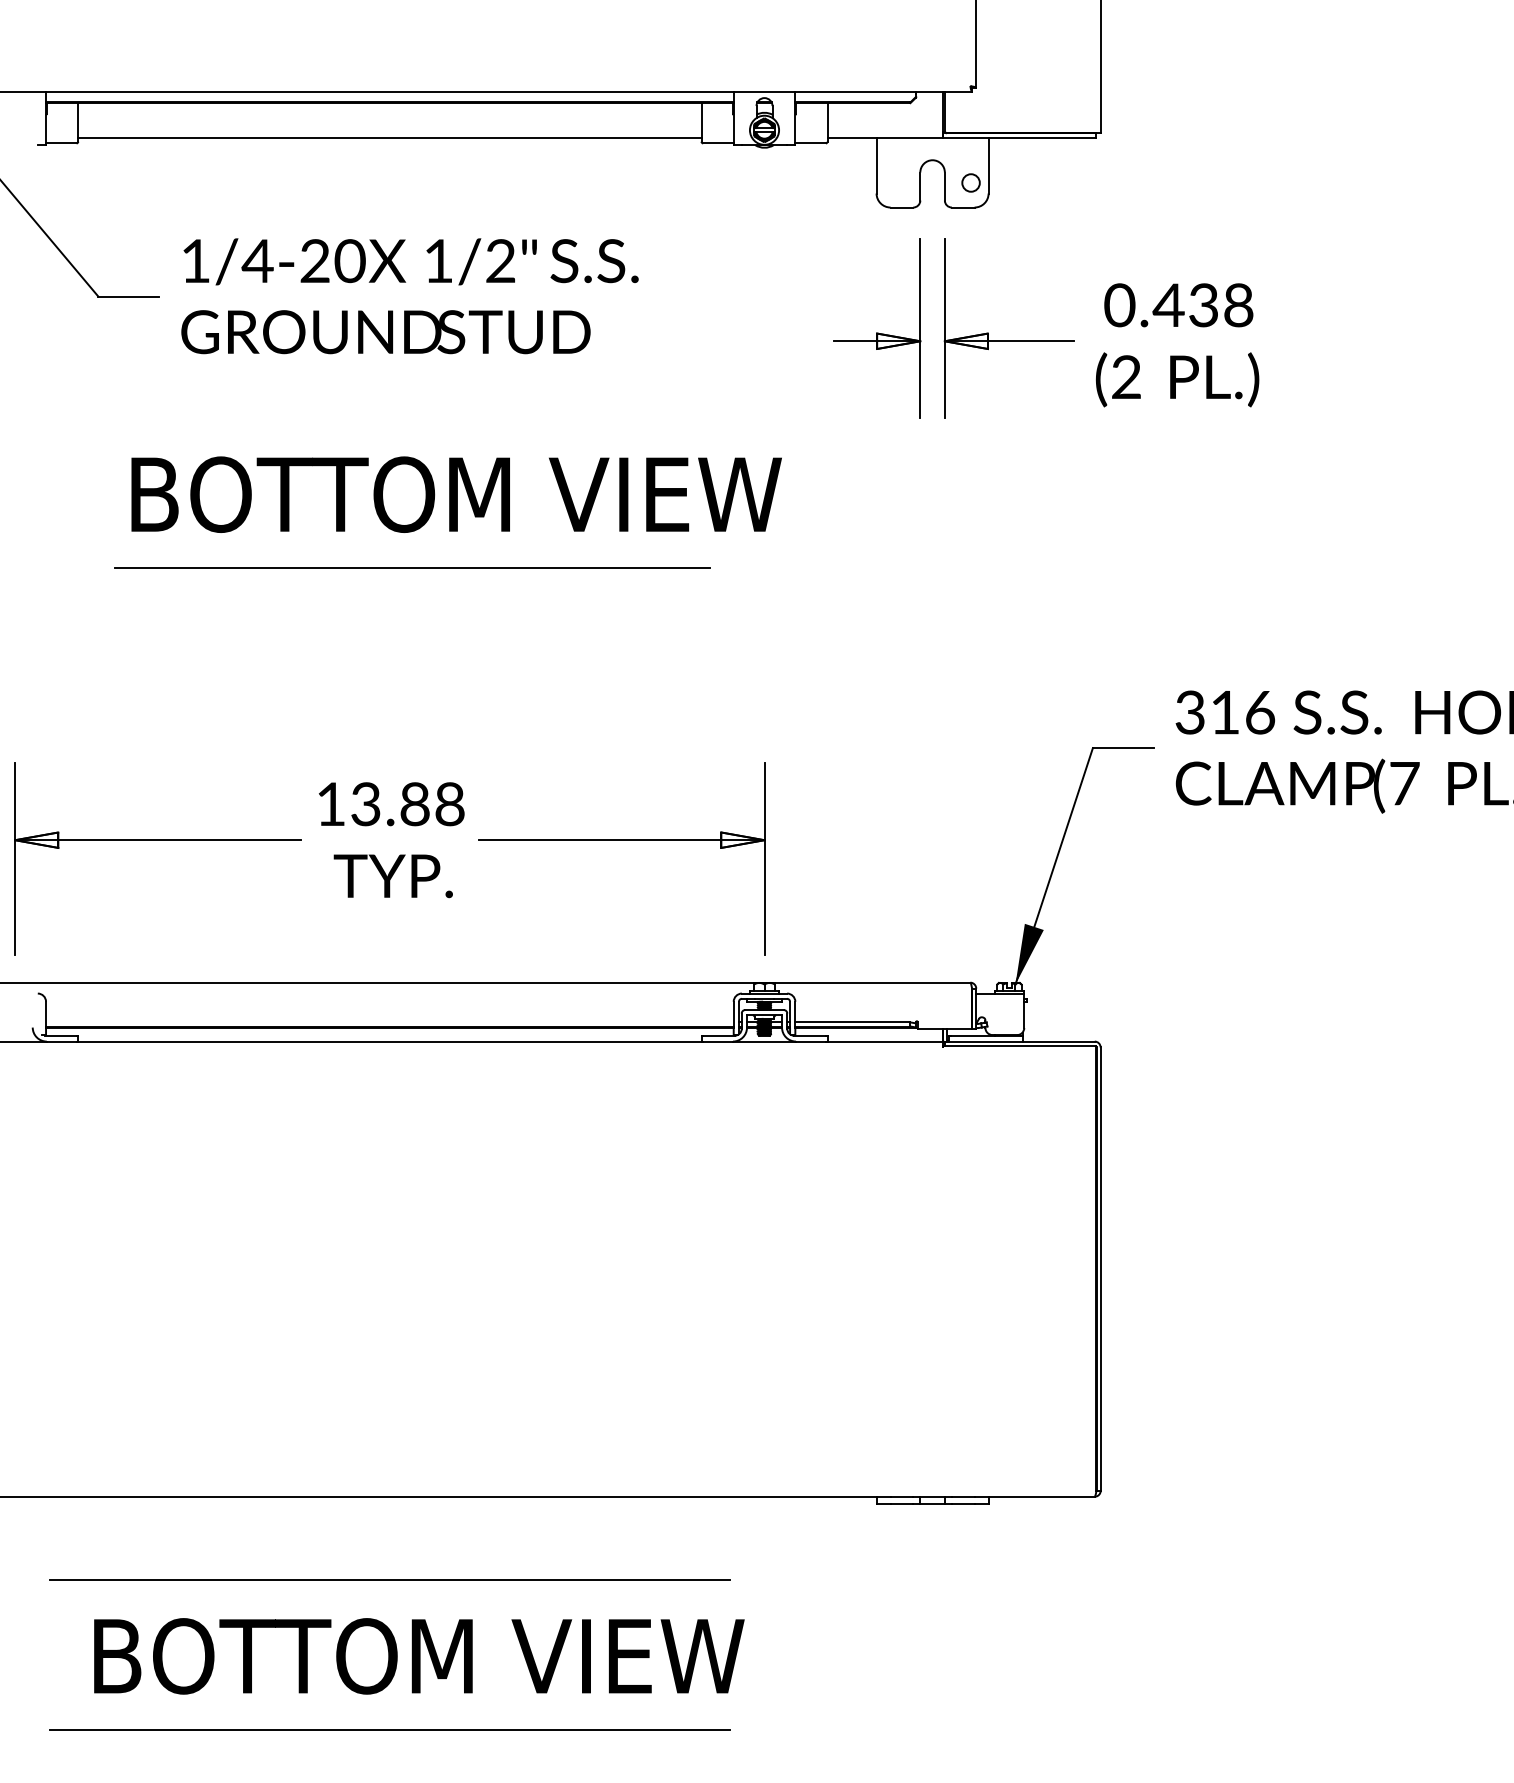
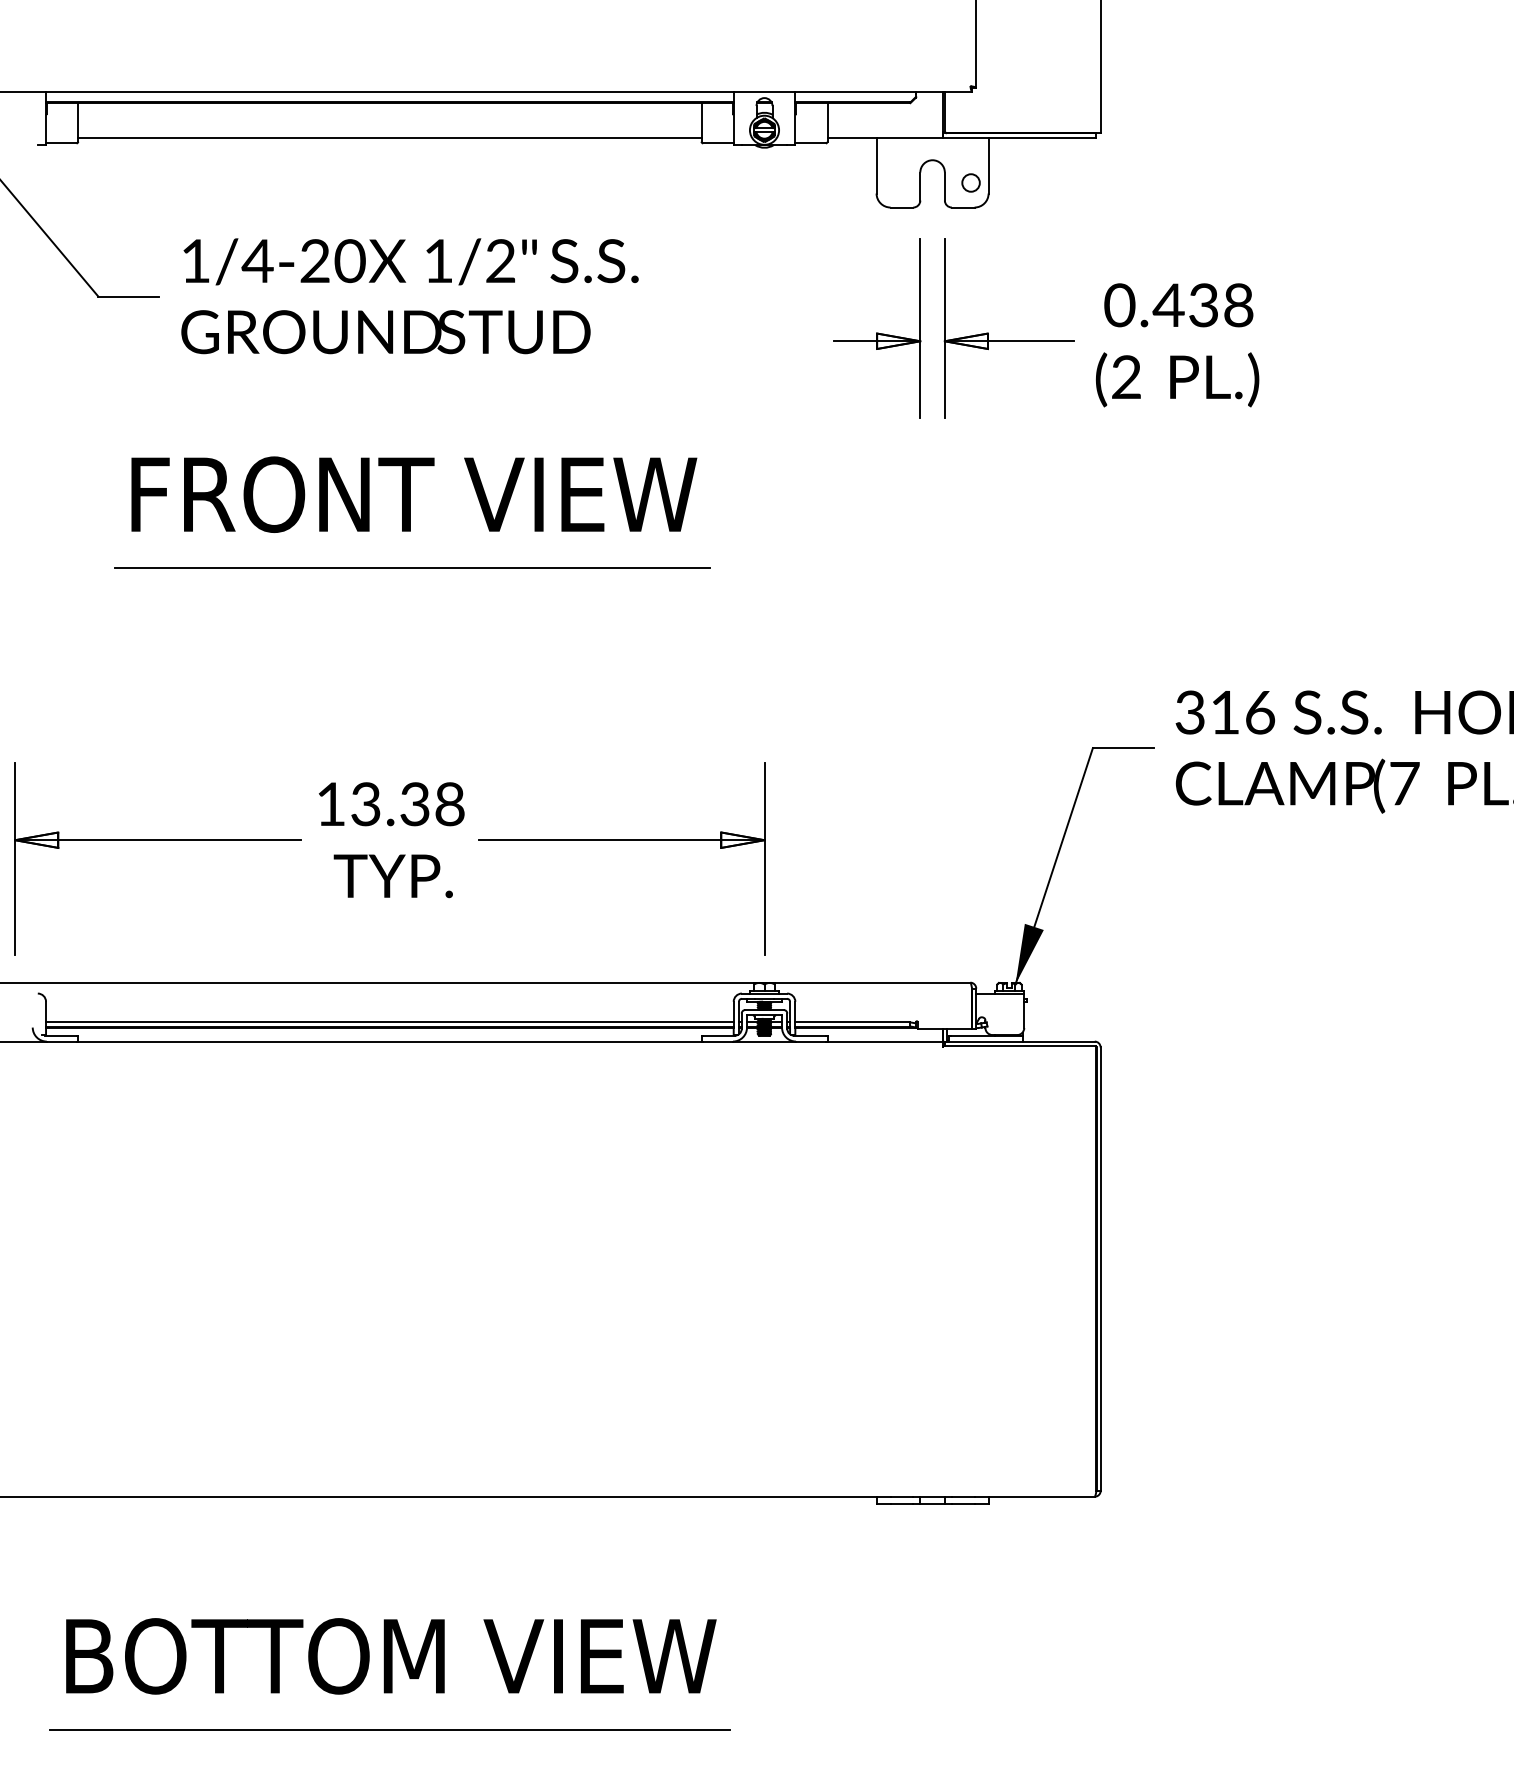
text: BOTTOM VIEW -> FRONT VIEW (460, 494)
text: 13.88 -> 13.38 (414, 803)
line: none -> present (389, 1022)
line: present -> none (389, 1579)
text position: (419, 1656) -> (391, 1656) (391, 1656)
